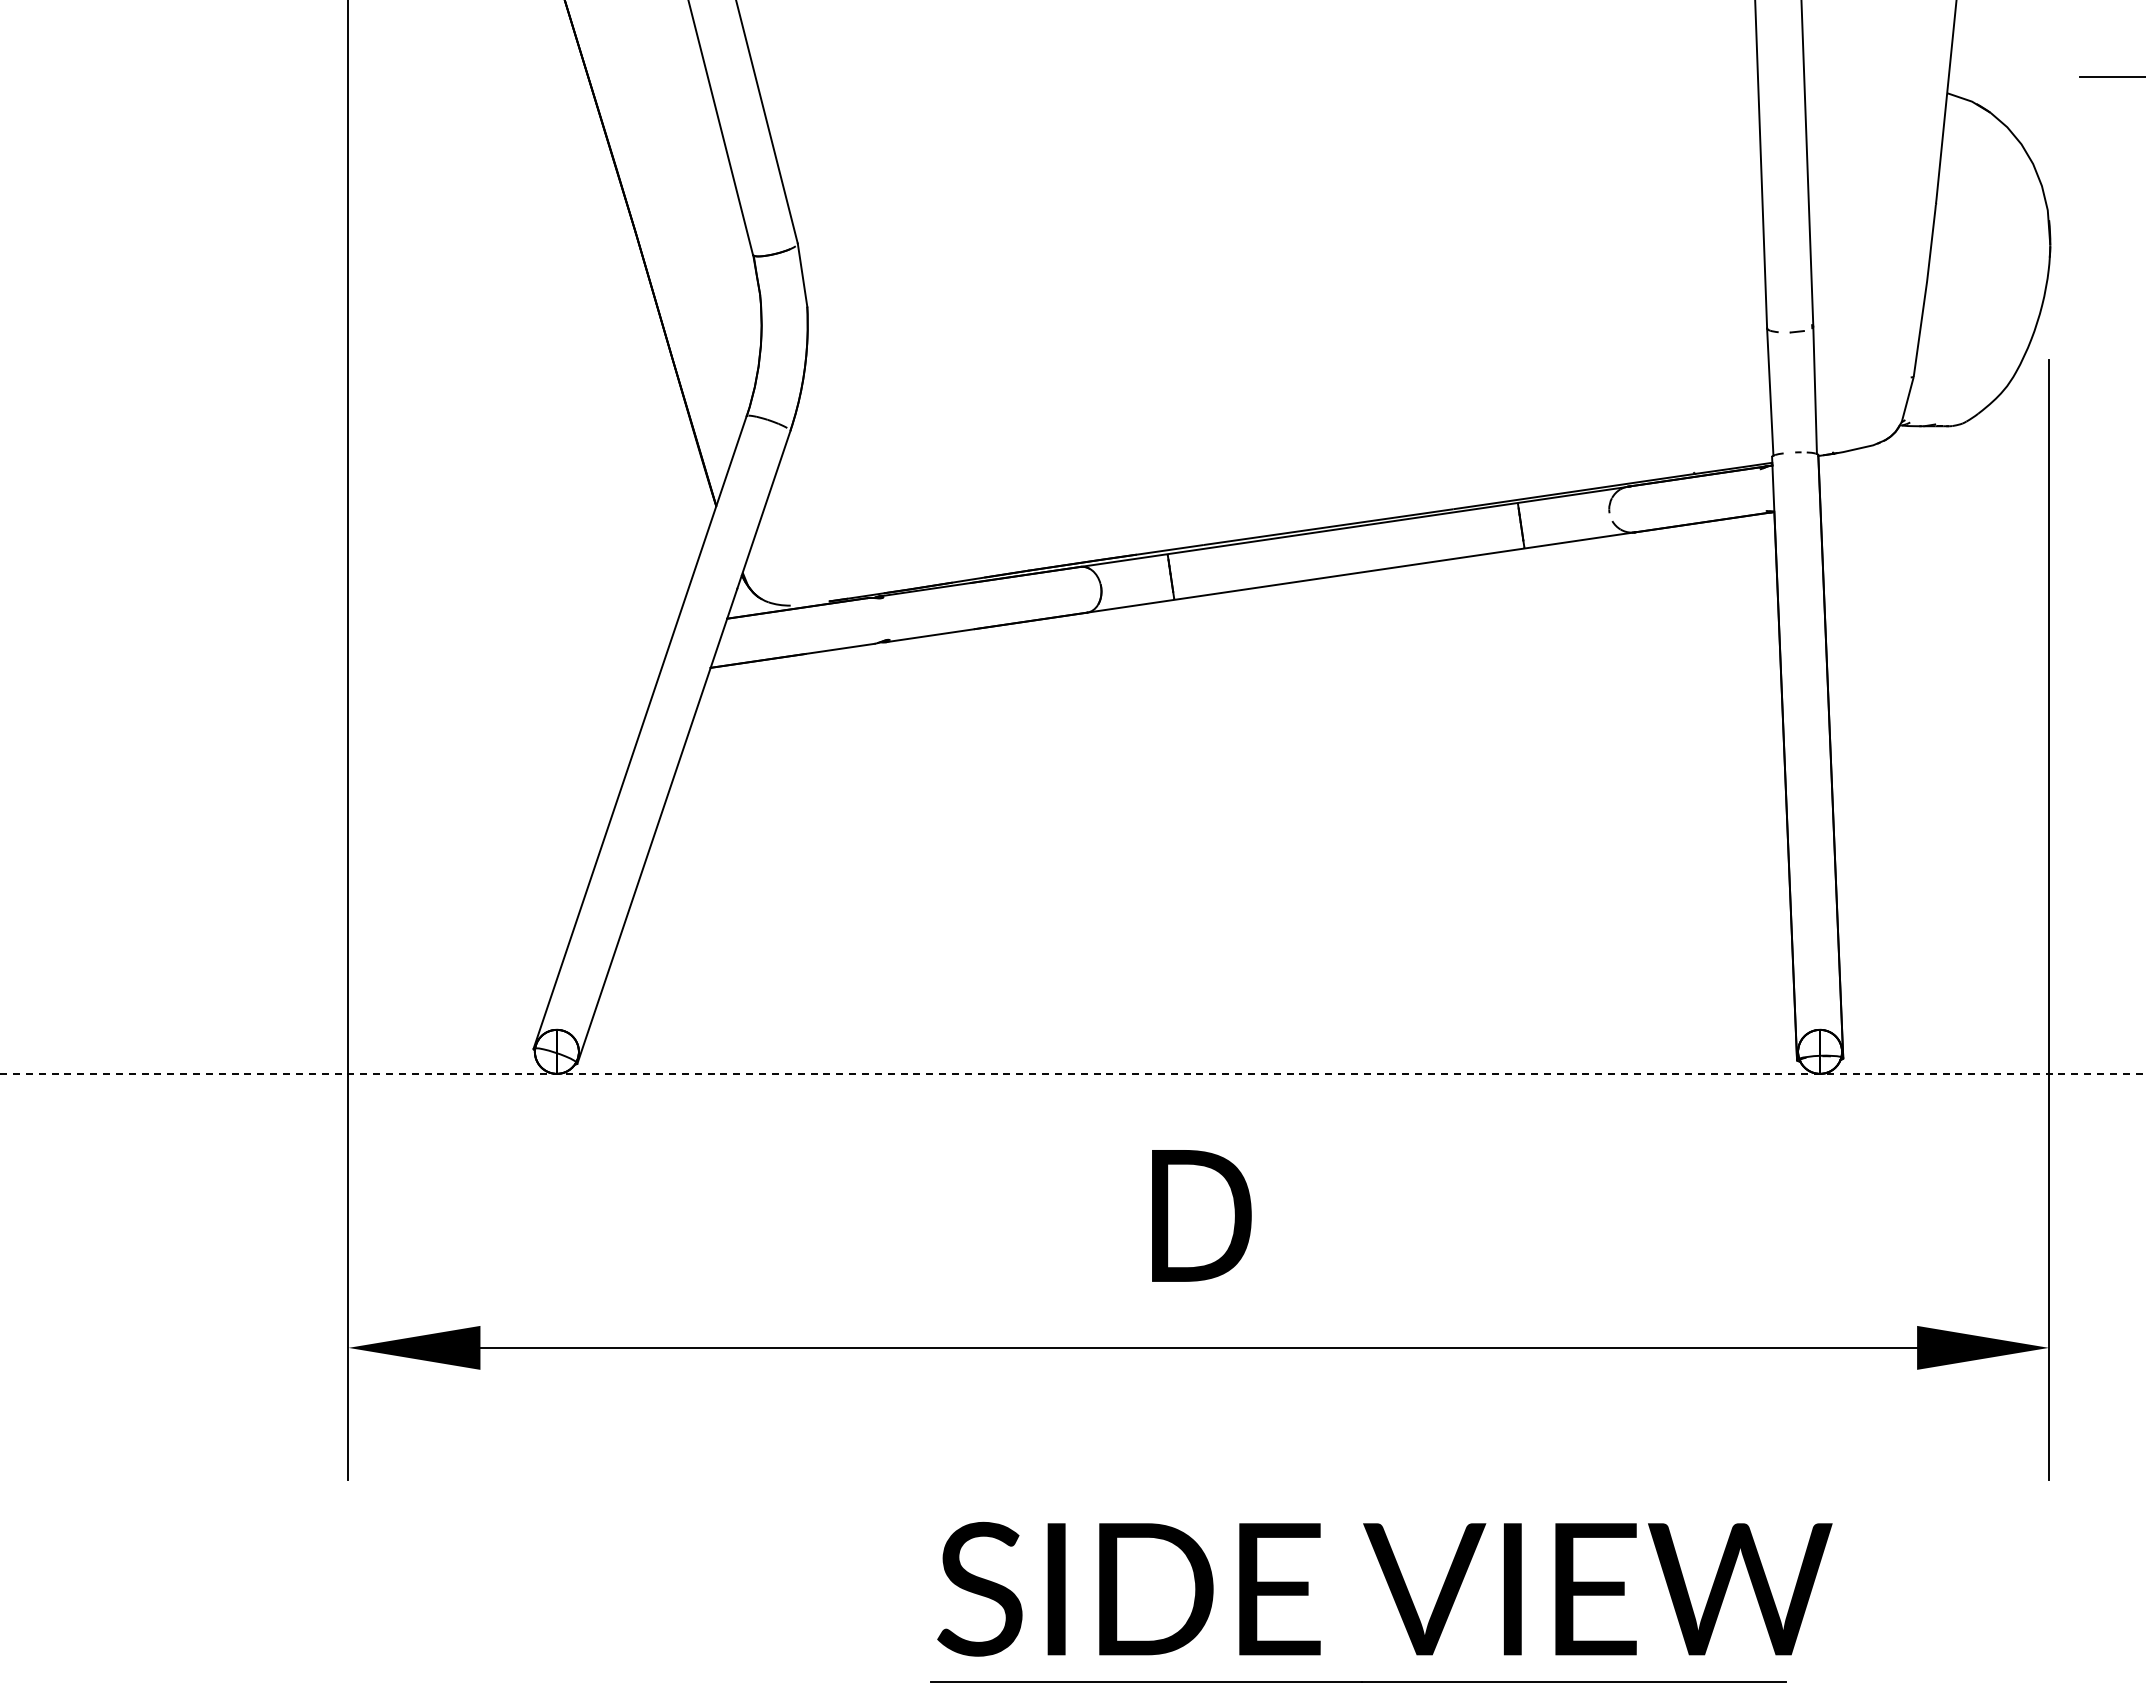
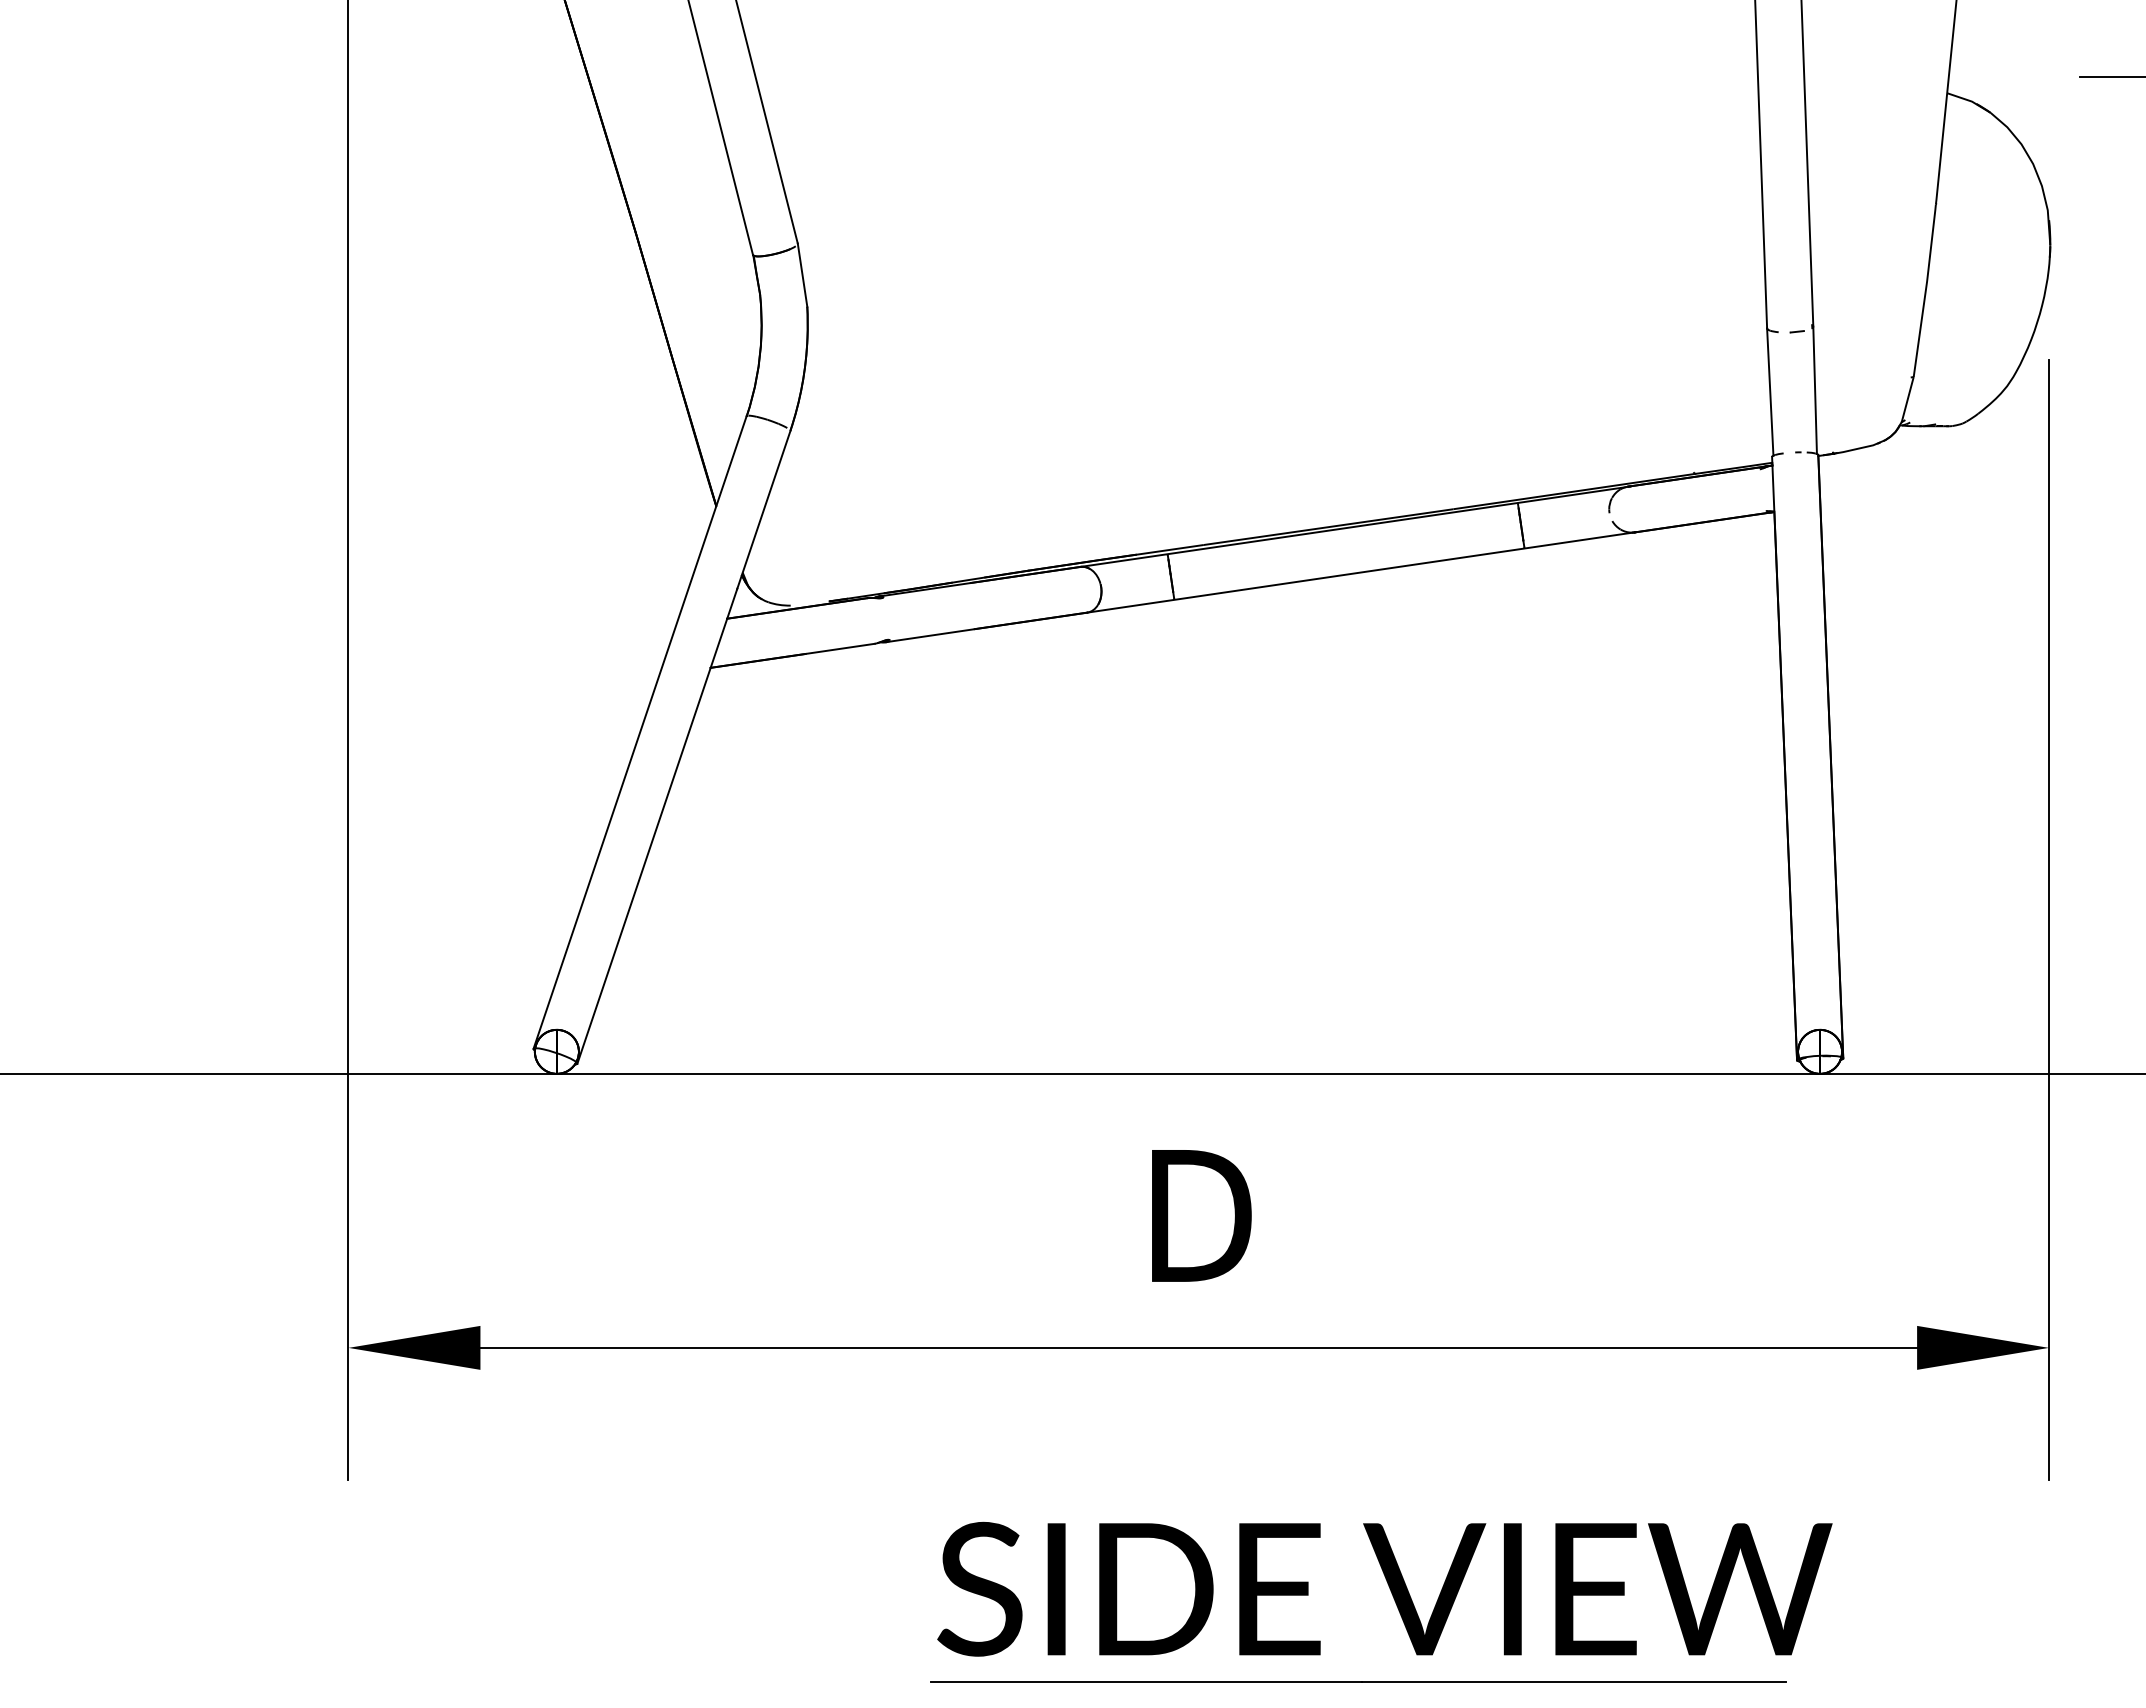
line: dashed -> solid (1072, 1073)
